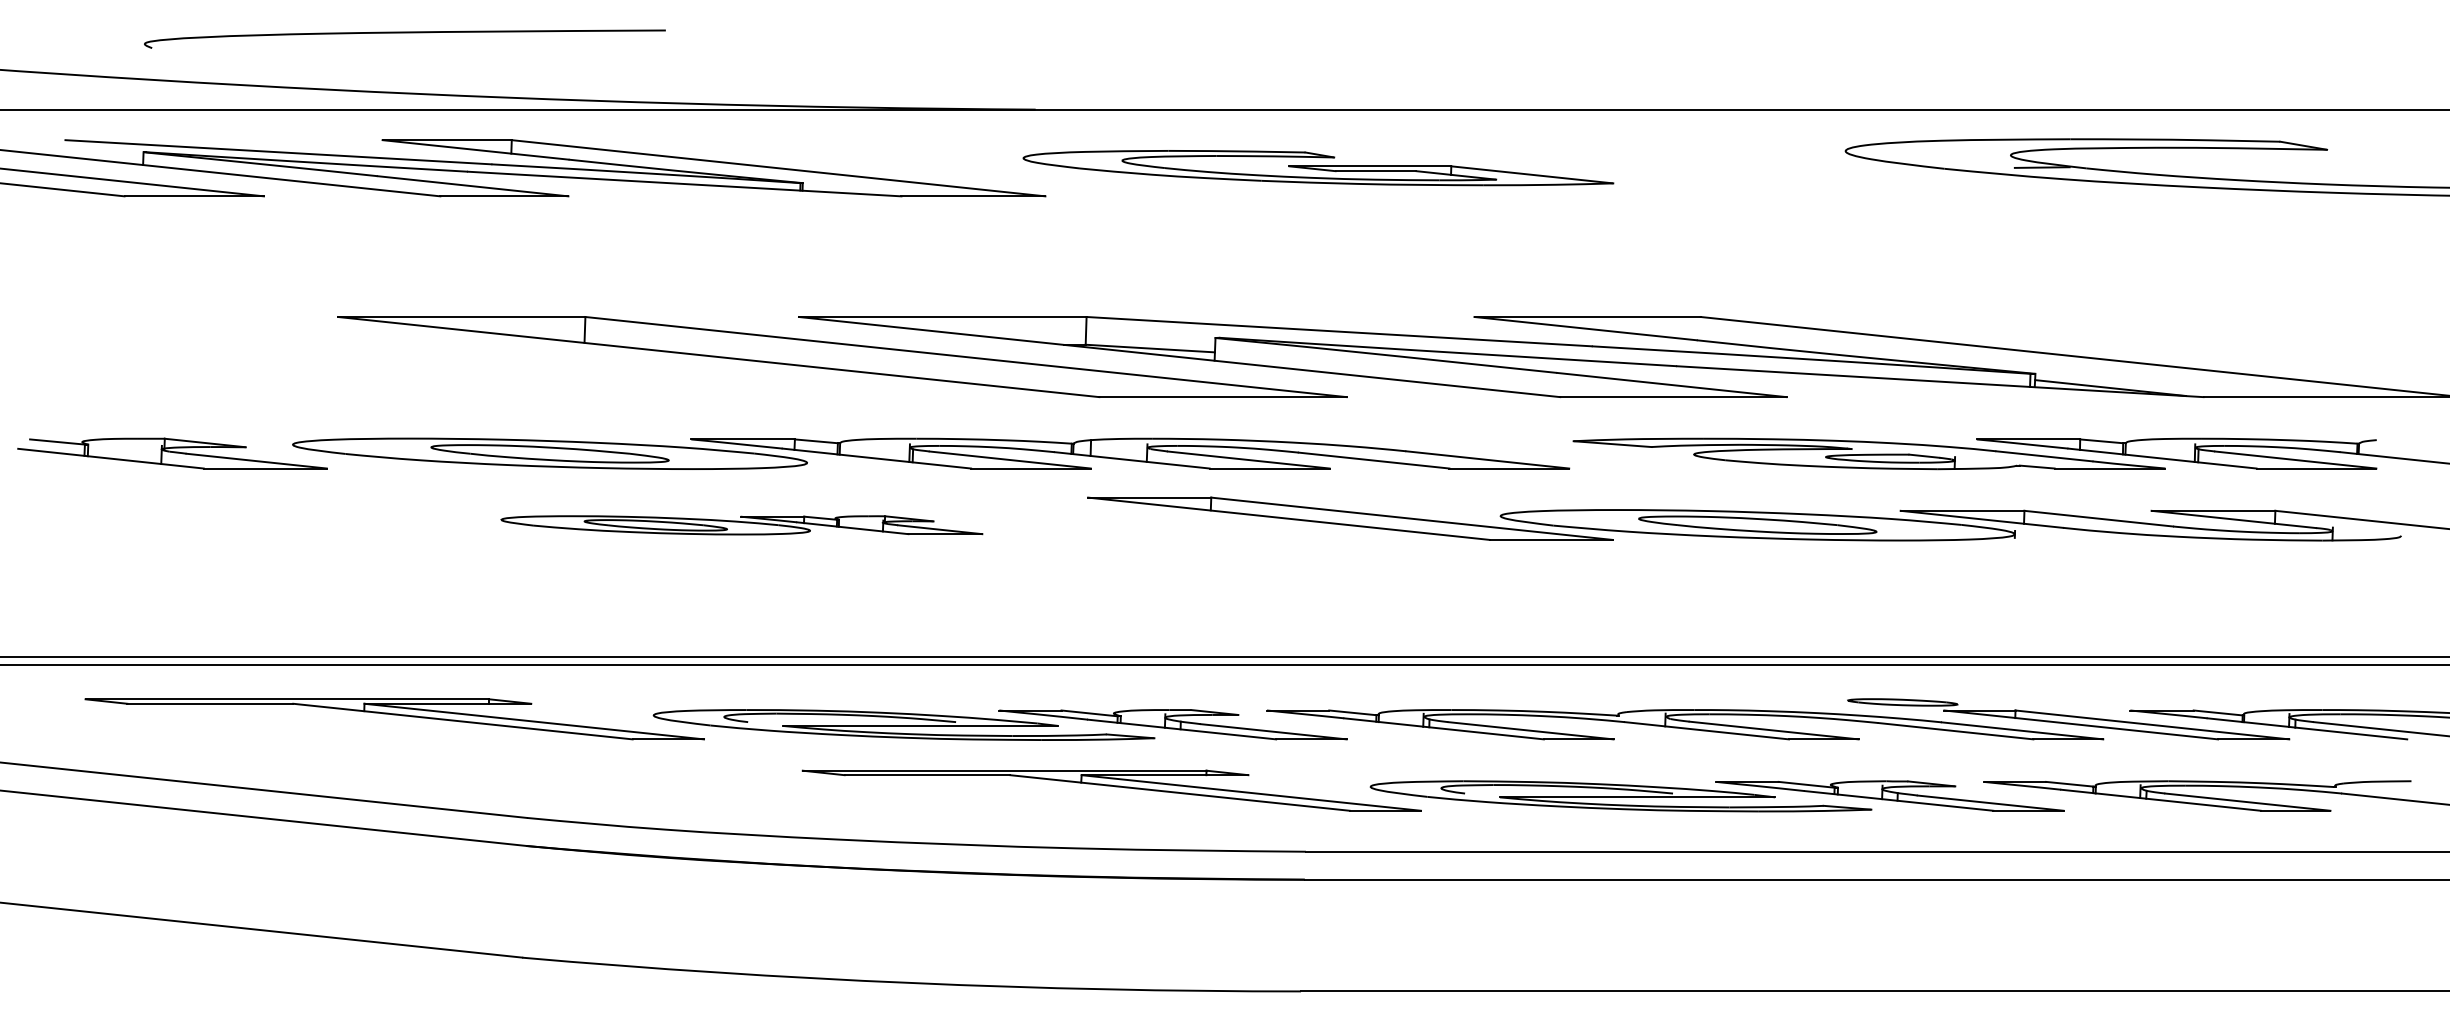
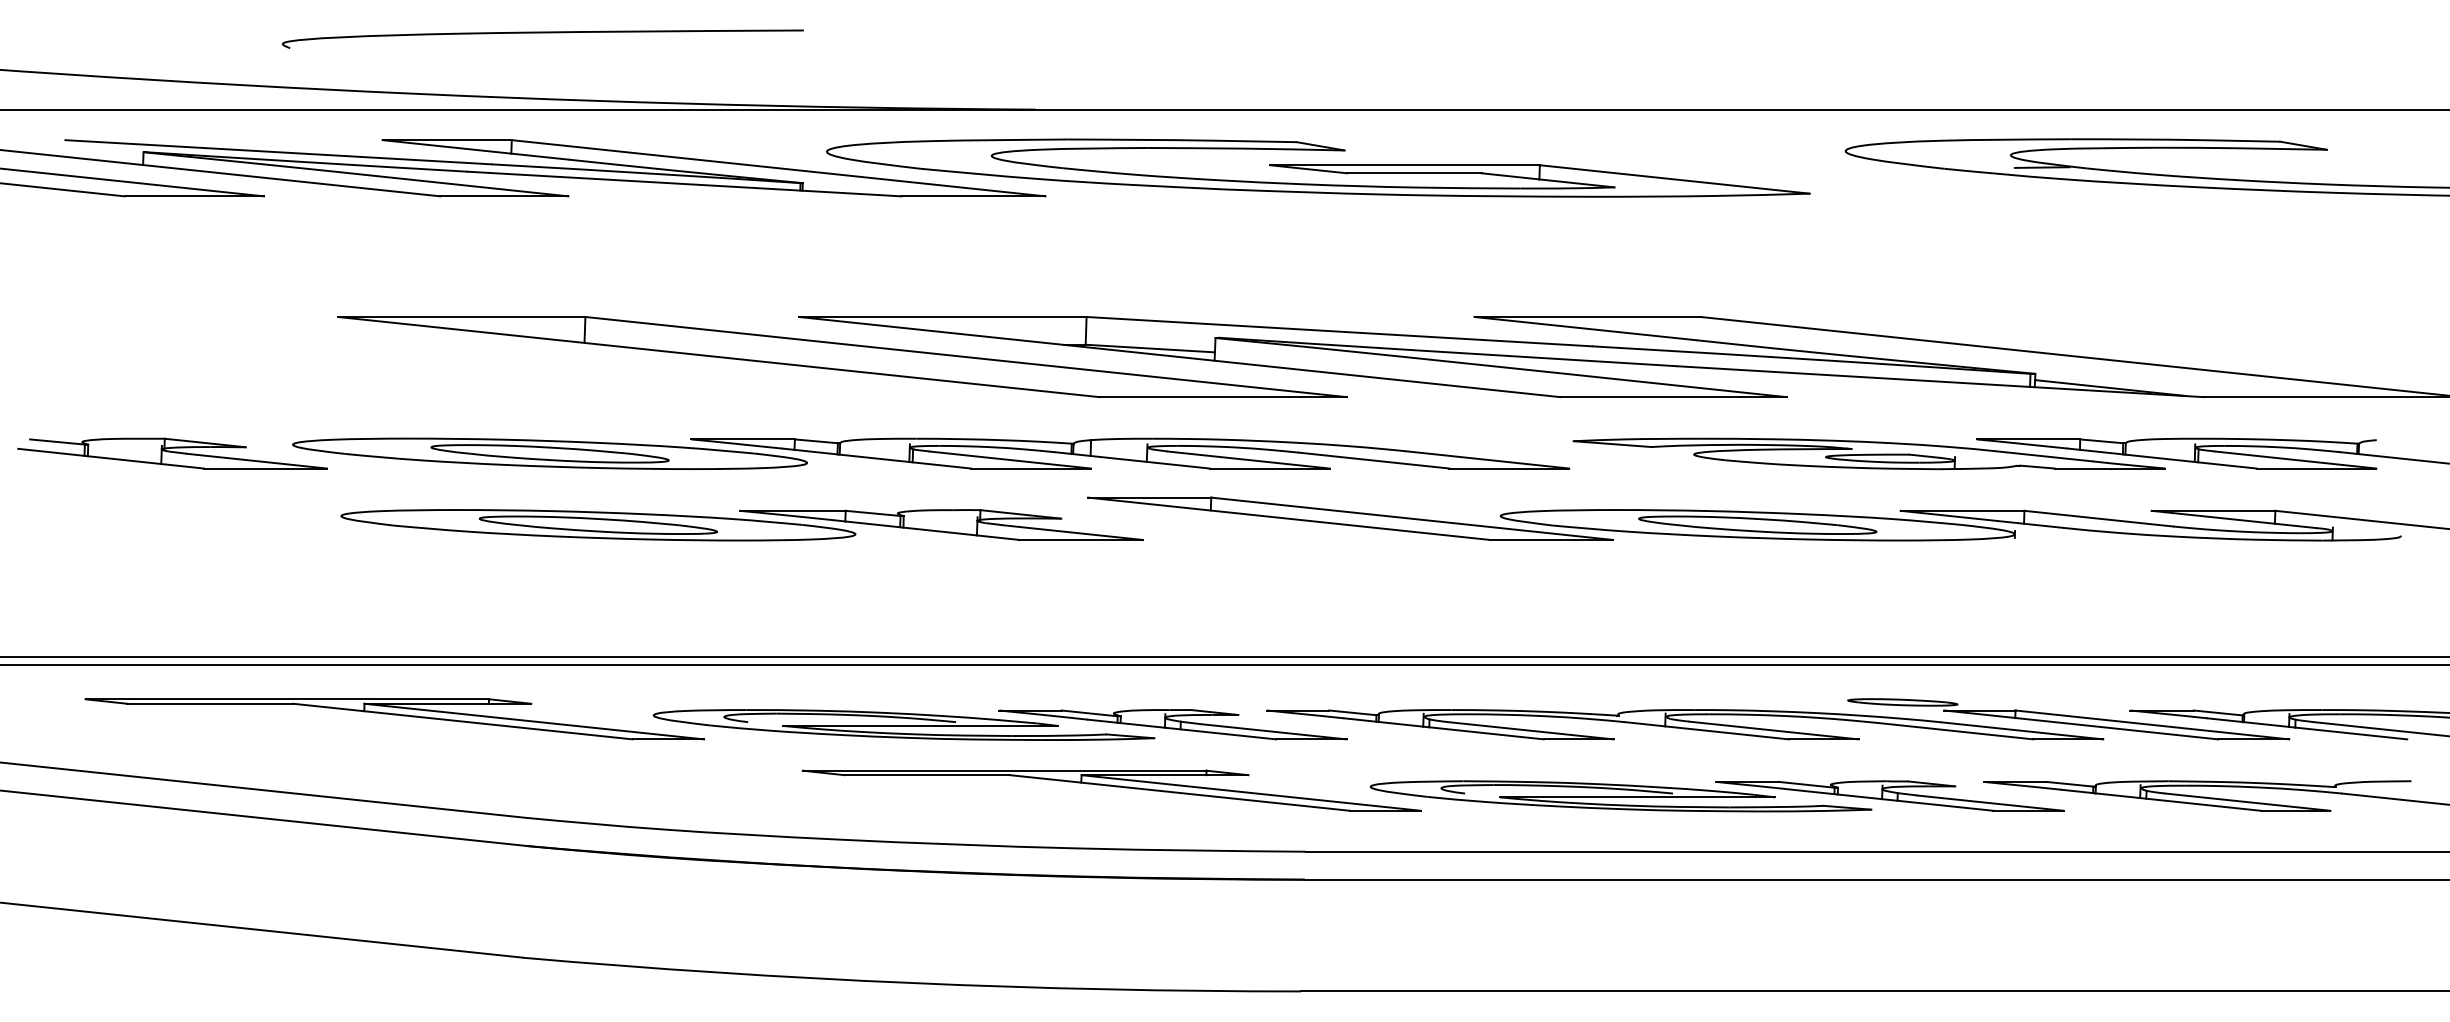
curve position: (404, 33) -> (542, 33) (542, 33)
part size: 593x37 px -> 985x60 px (1318, 167)
part size: 484x21 px -> 804x33 px (741, 525)
